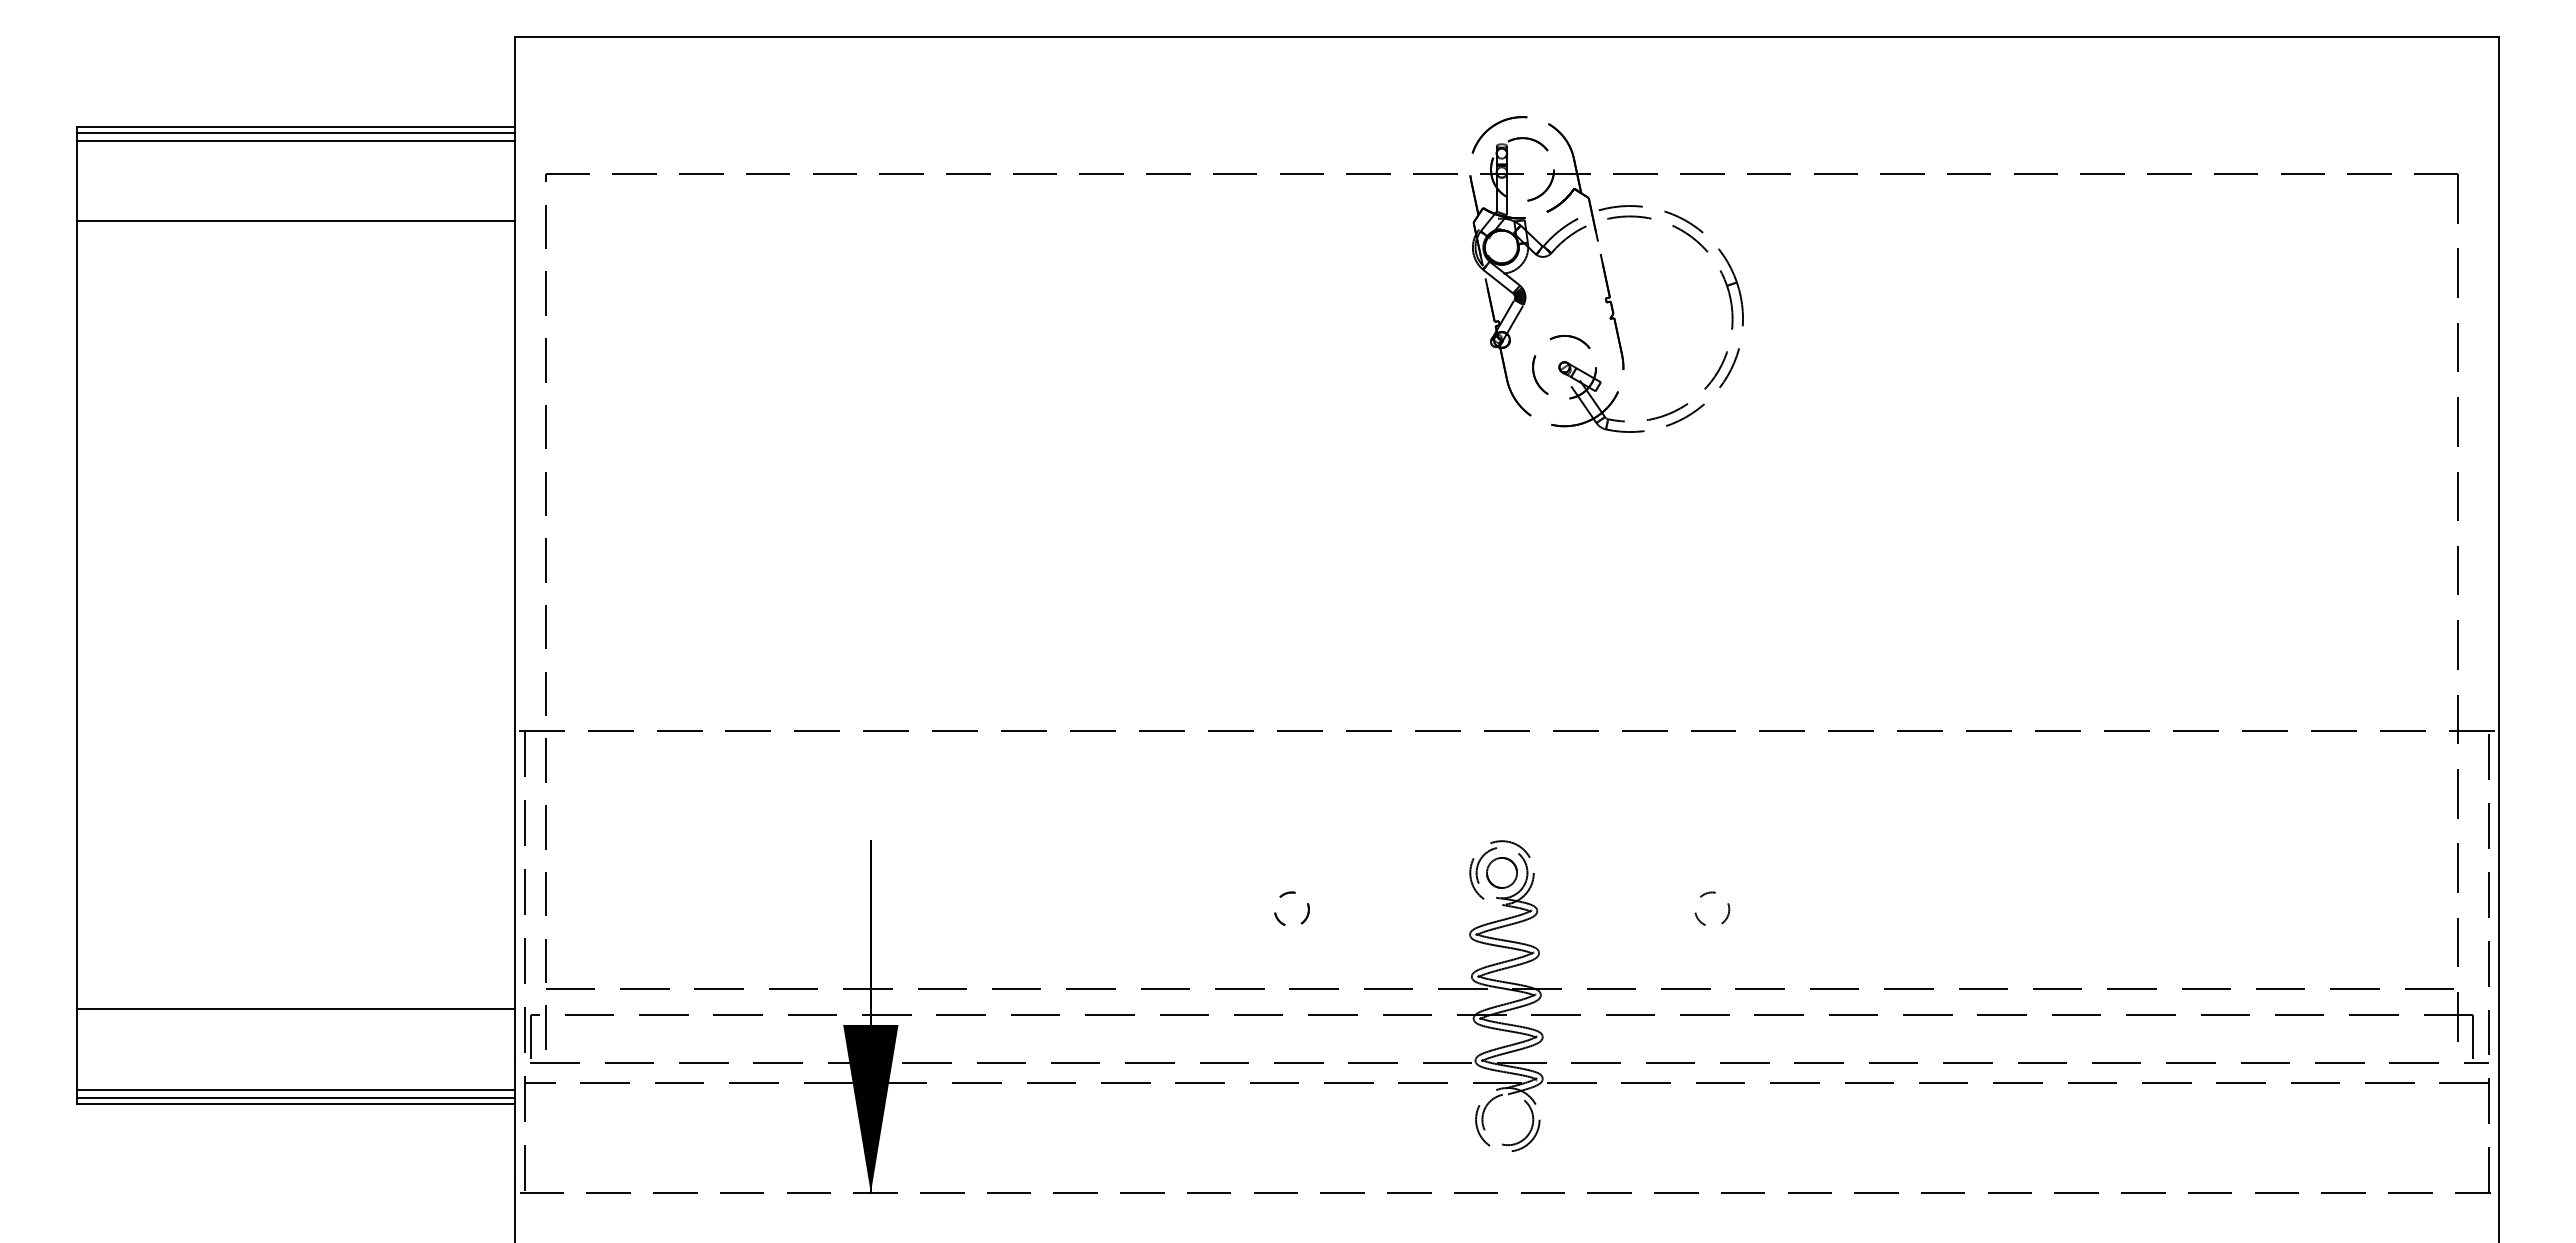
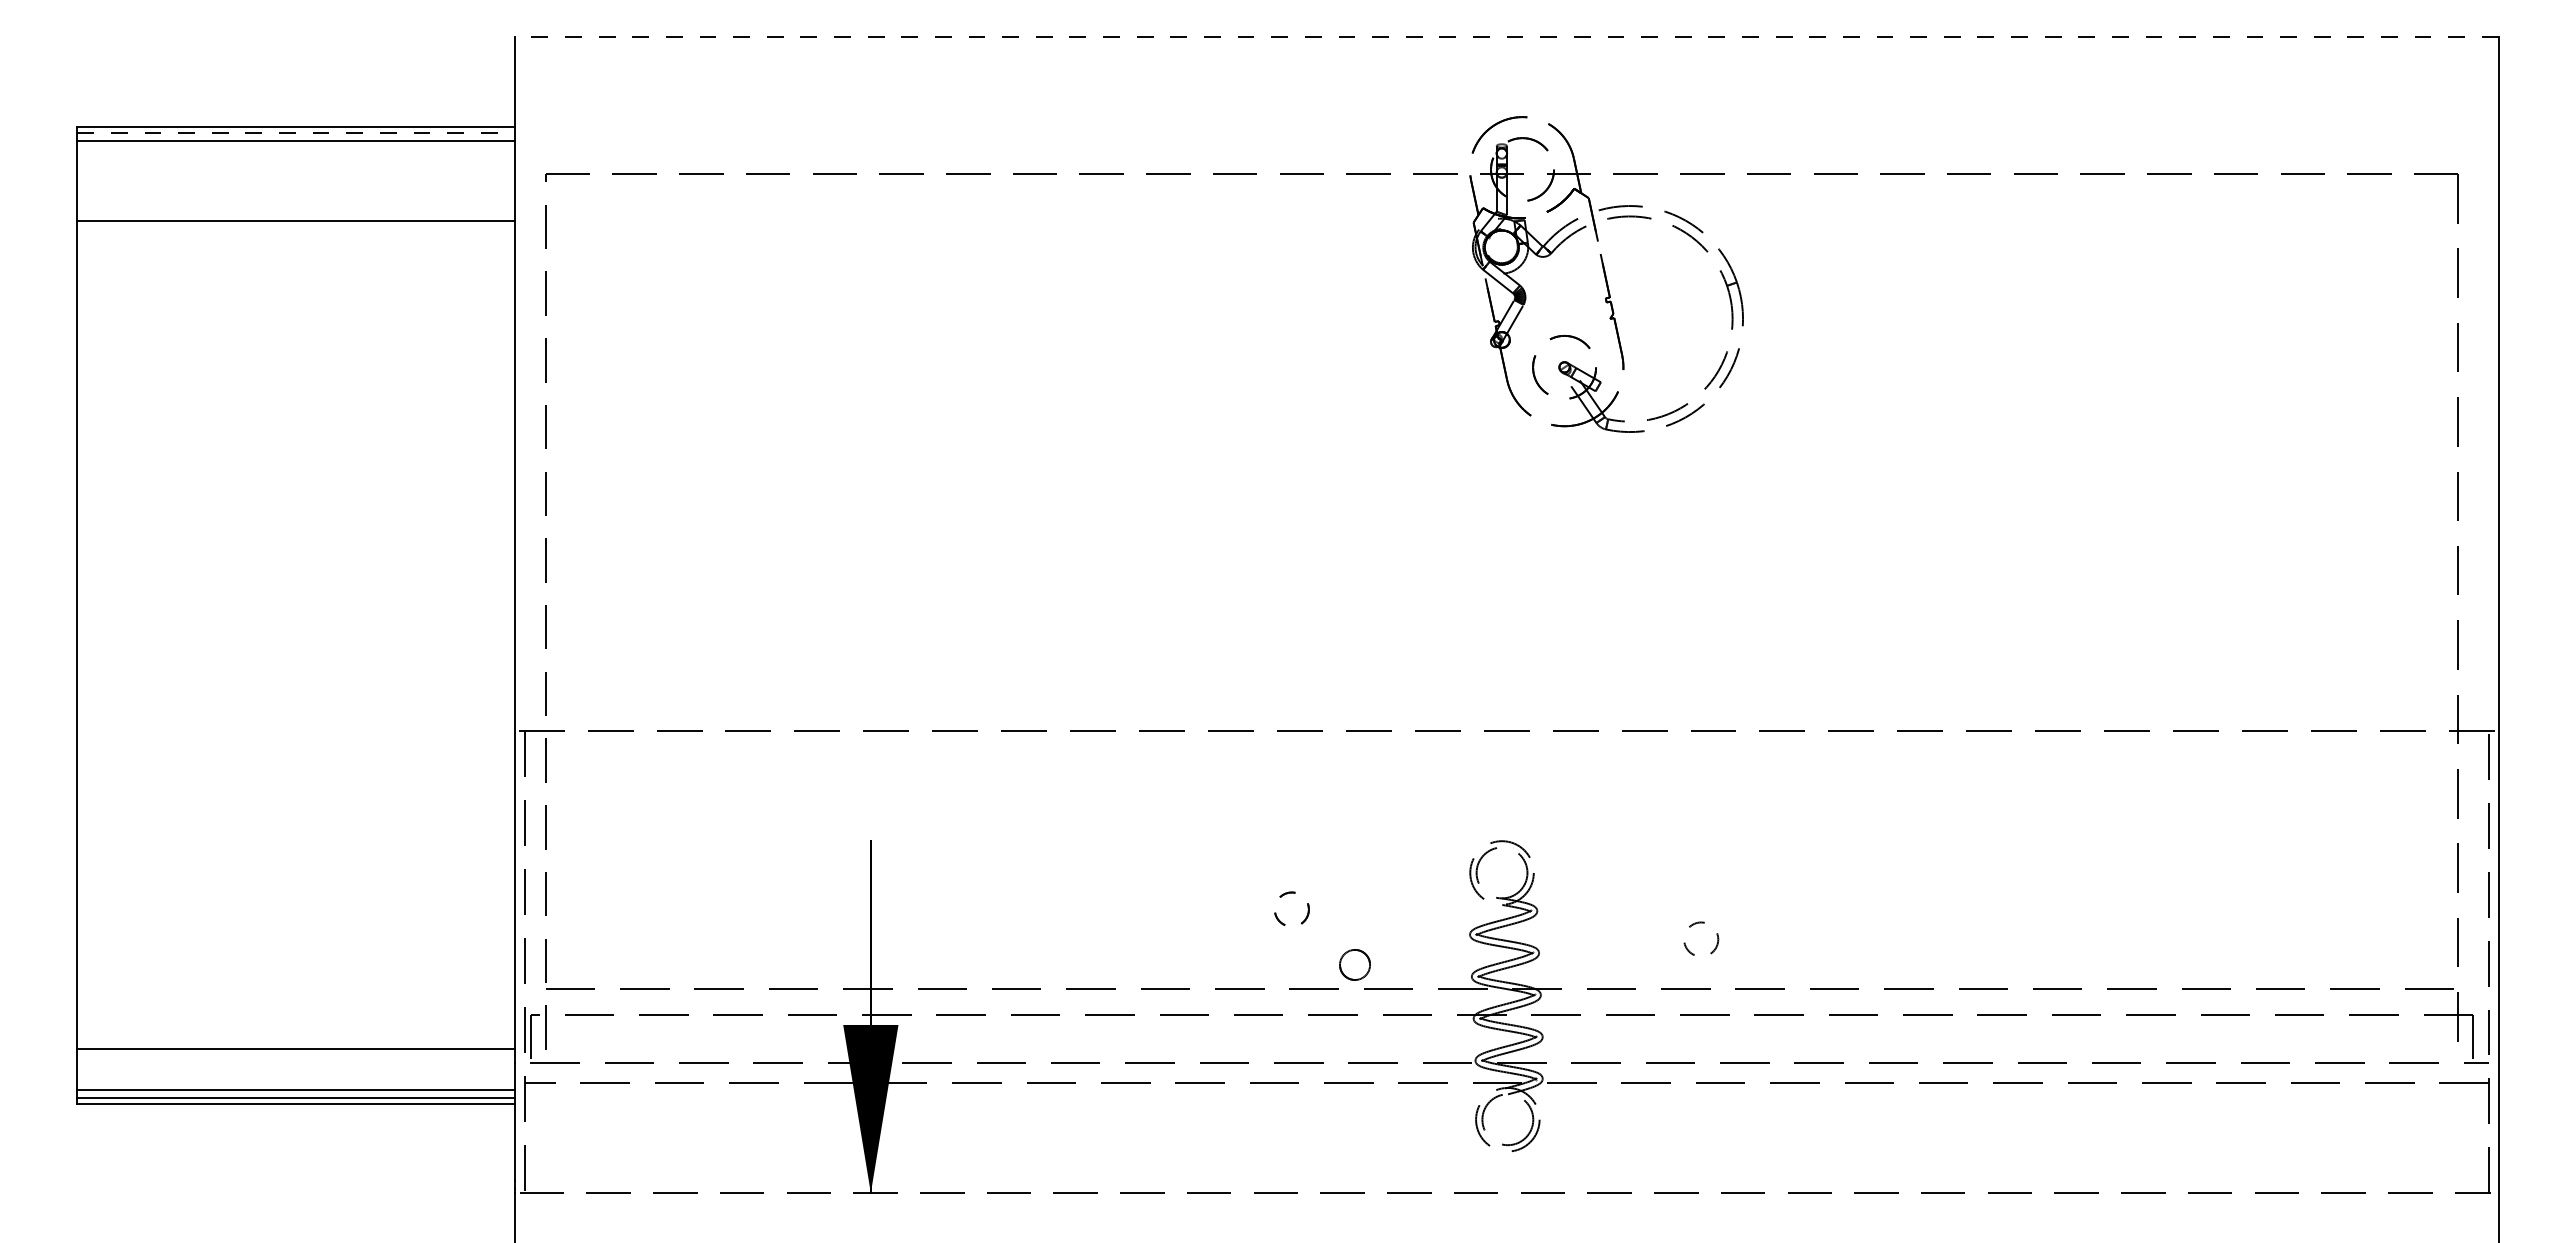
line: solid -> dashed (1506, 37)
line: solid -> dashed (296, 132)
part position: (1501, 872) -> (1354, 964) (1354, 964)
part position: (1707, 894) -> (1696, 924) (1696, 924)
line position: (295, 1009) -> (295, 1049) (295, 1049)
